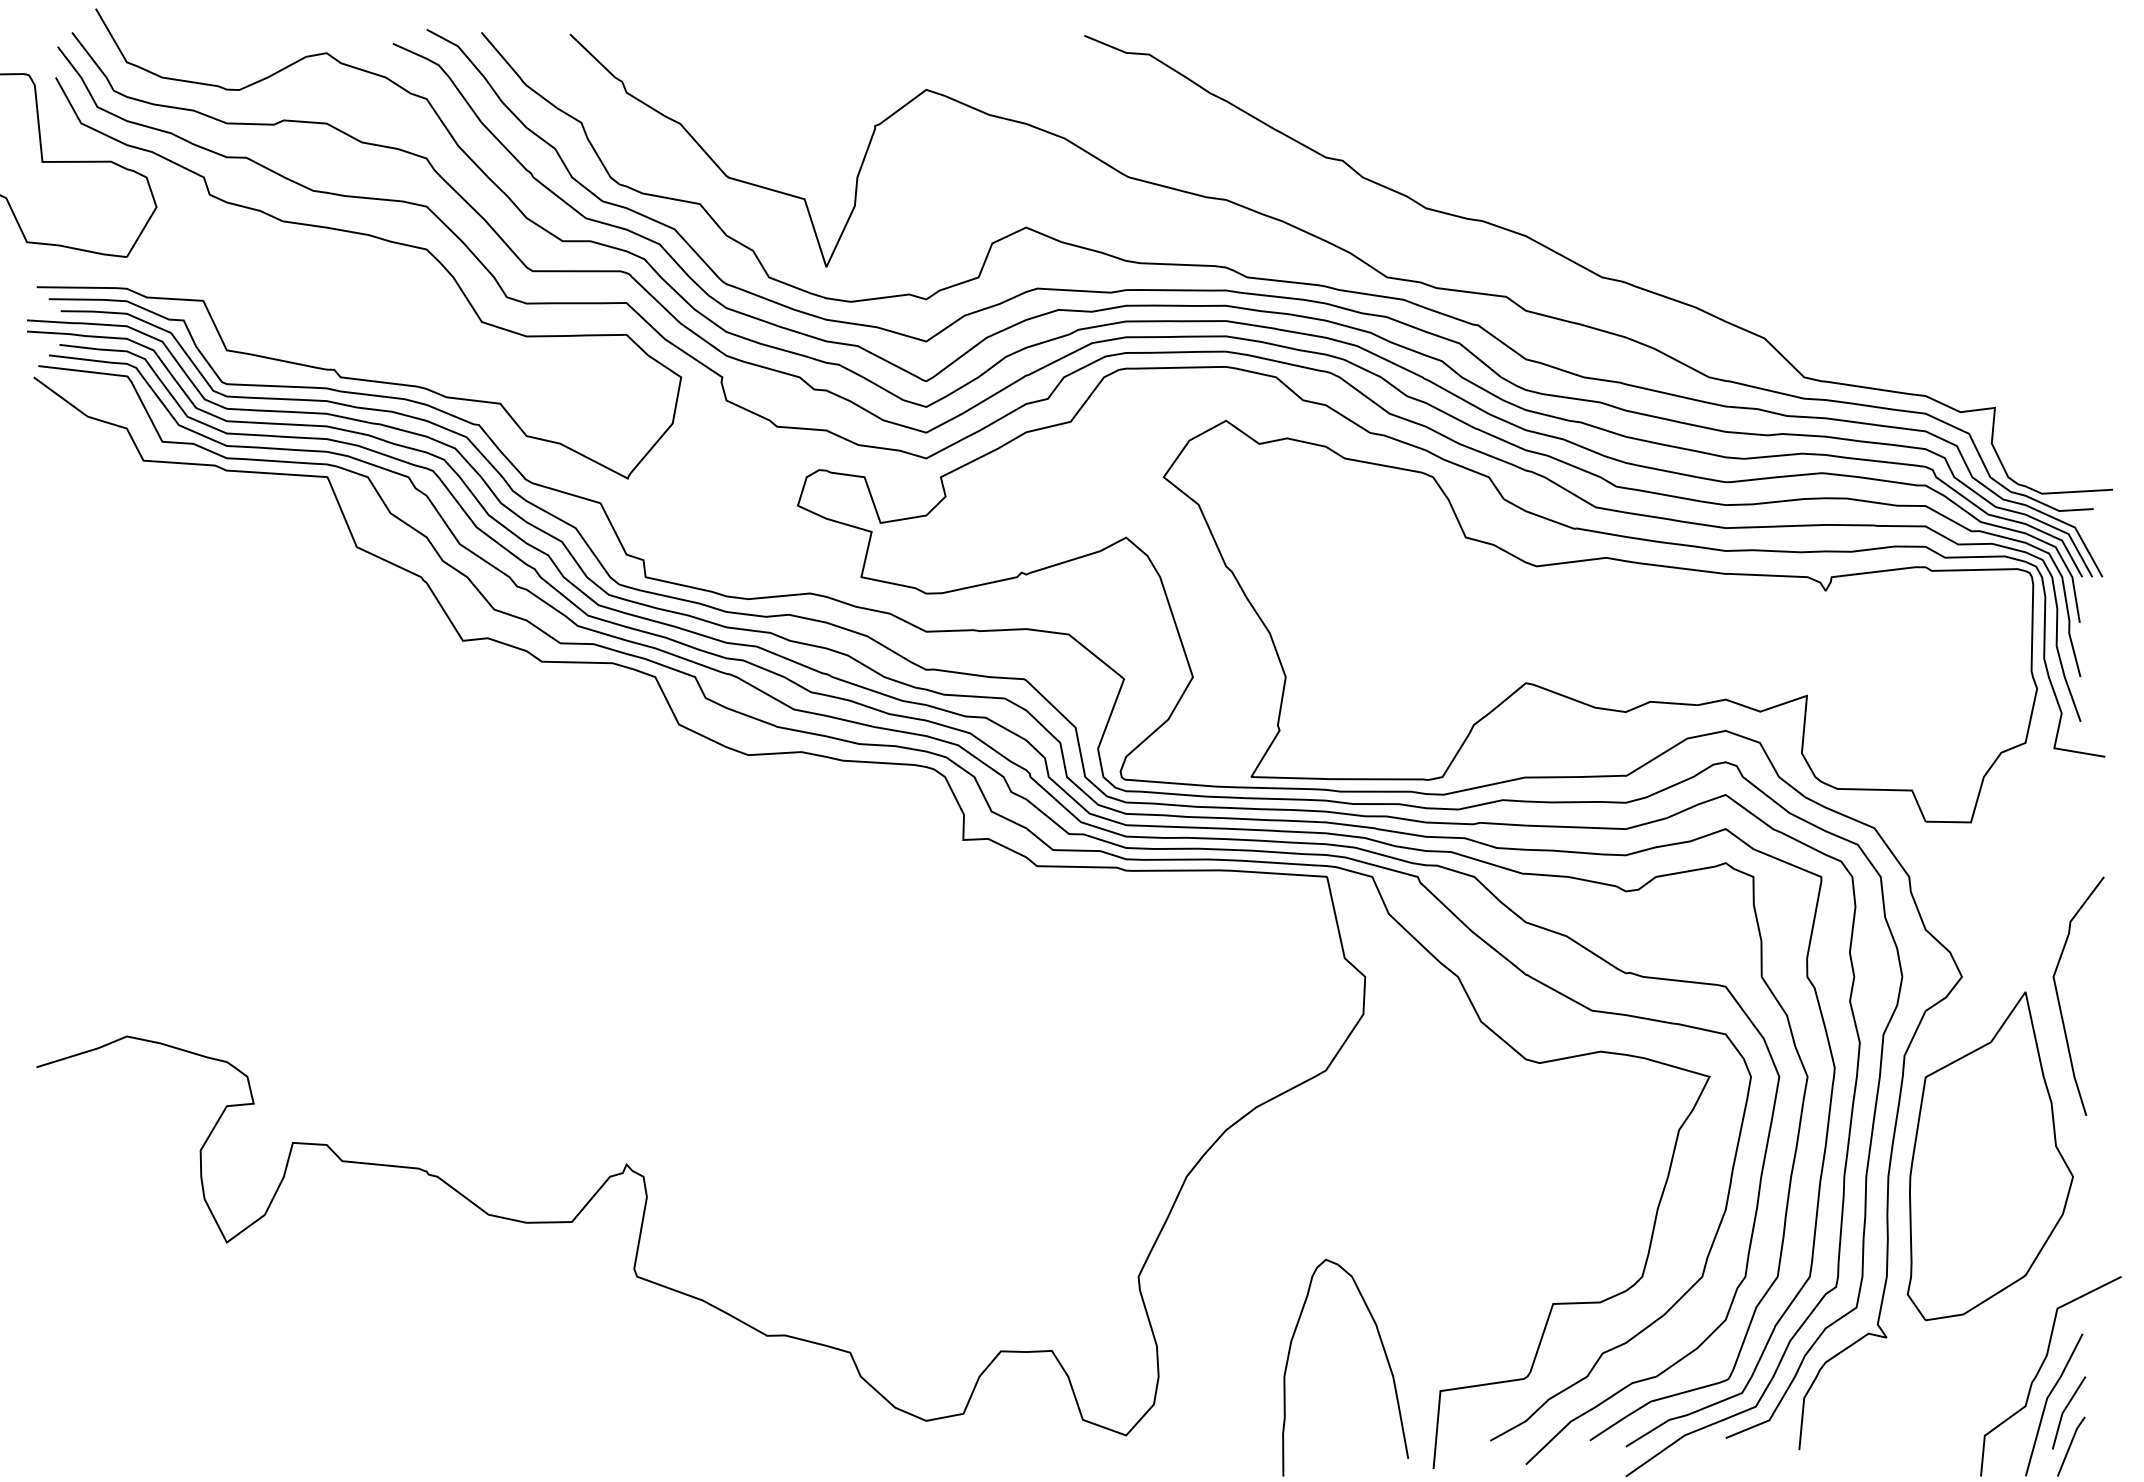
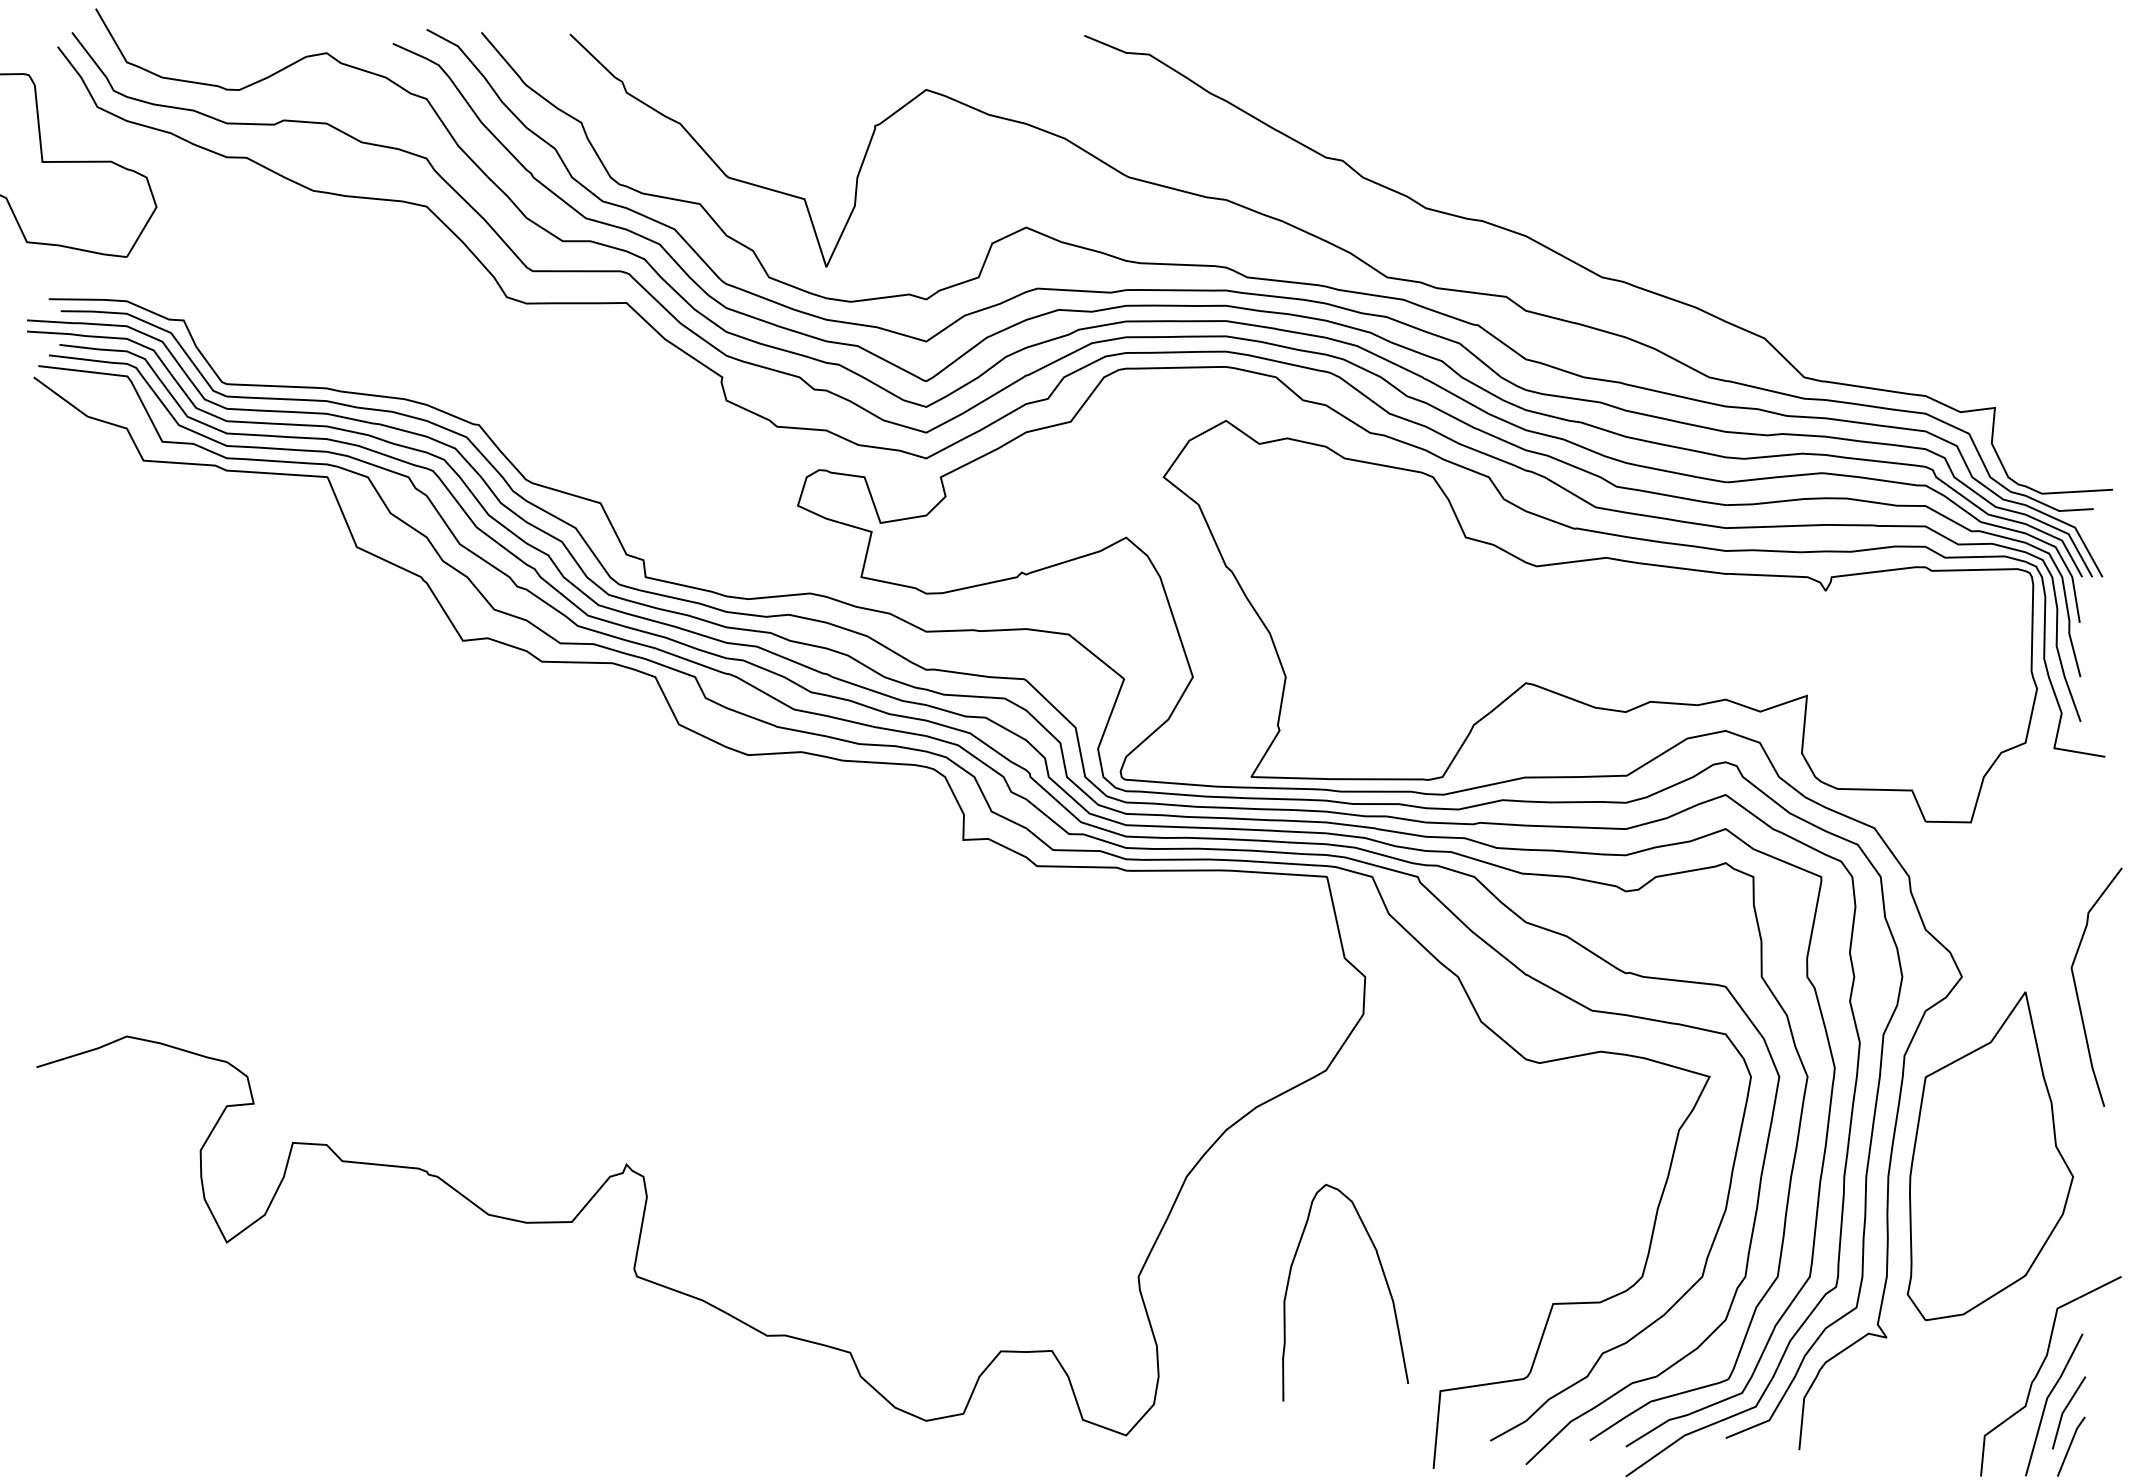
curve: present -> none (372, 237)
curve position: (2059, 999) -> (2077, 990) (2077, 990)
curve position: (1384, 1353) -> (1384, 1278) (1384, 1278)
